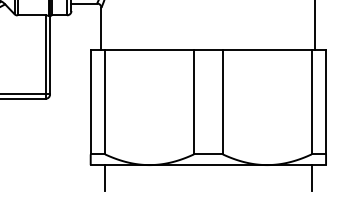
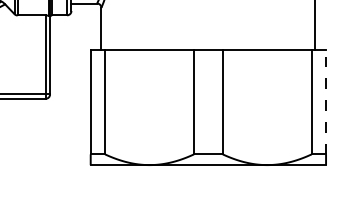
line: solid -> dashed (326, 101)
line: present -> none (105, 177)
line: present -> none (311, 177)
